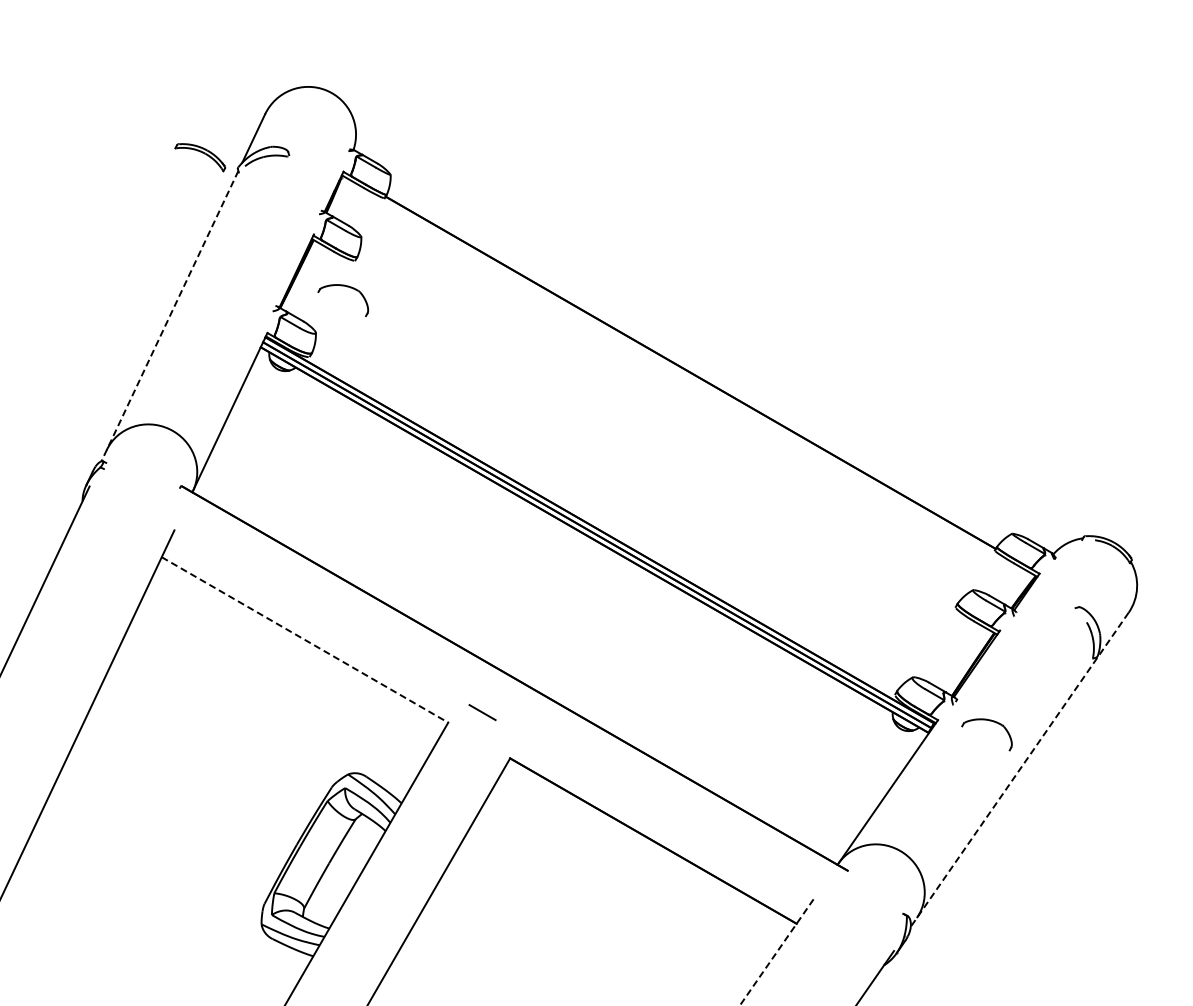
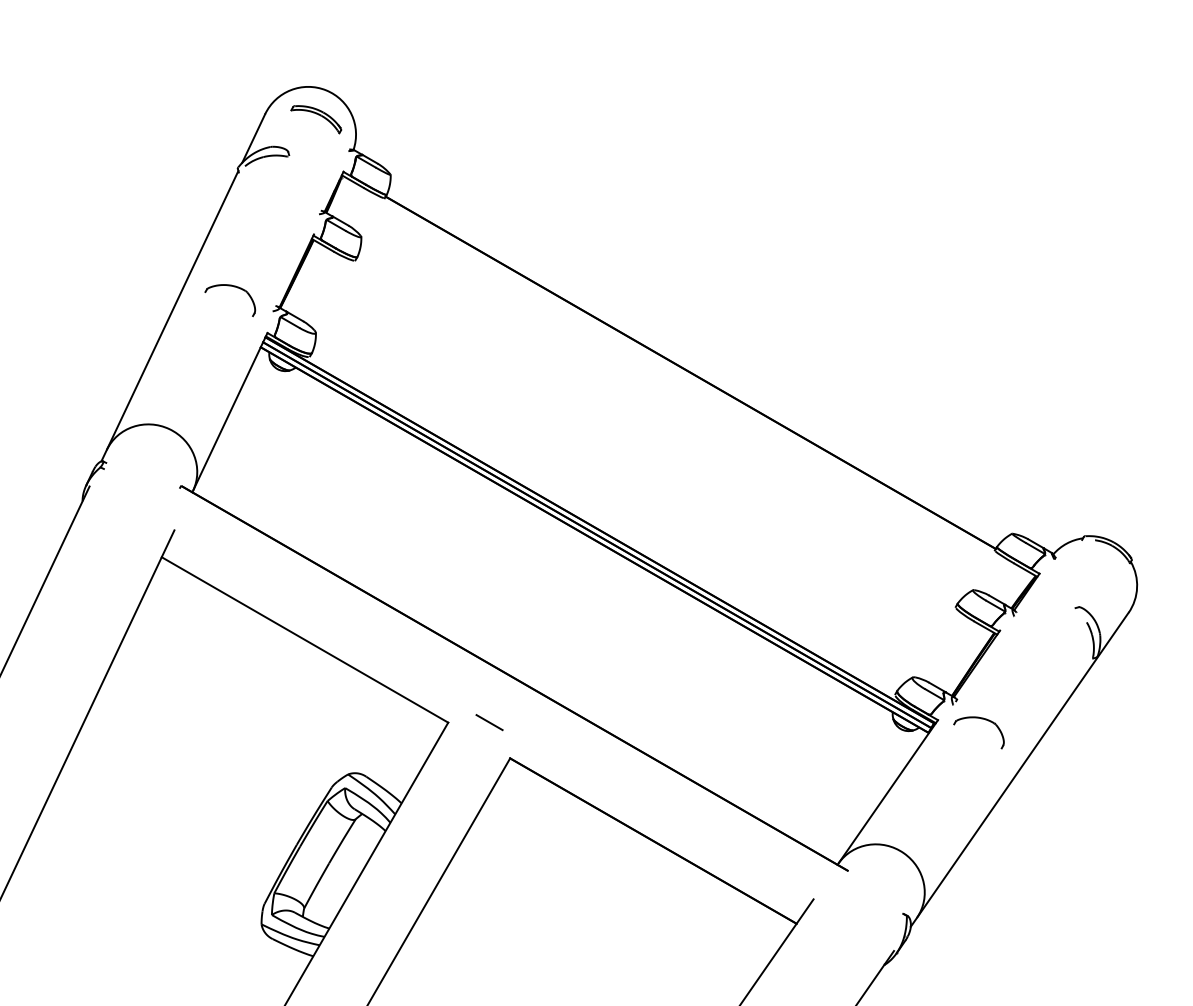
part position: (200, 157) -> (316, 119) (316, 119)
part position: (347, 287) -> (234, 287) (234, 287)
line: dashed -> solid (169, 316)
line: dashed -> solid (305, 640)
line position: (482, 712) -> (489, 722) (489, 722)
part position: (989, 721) -> (981, 719) (981, 719)
line: dashed -> solid (1019, 770)
line: dashed -> solid (776, 952)
